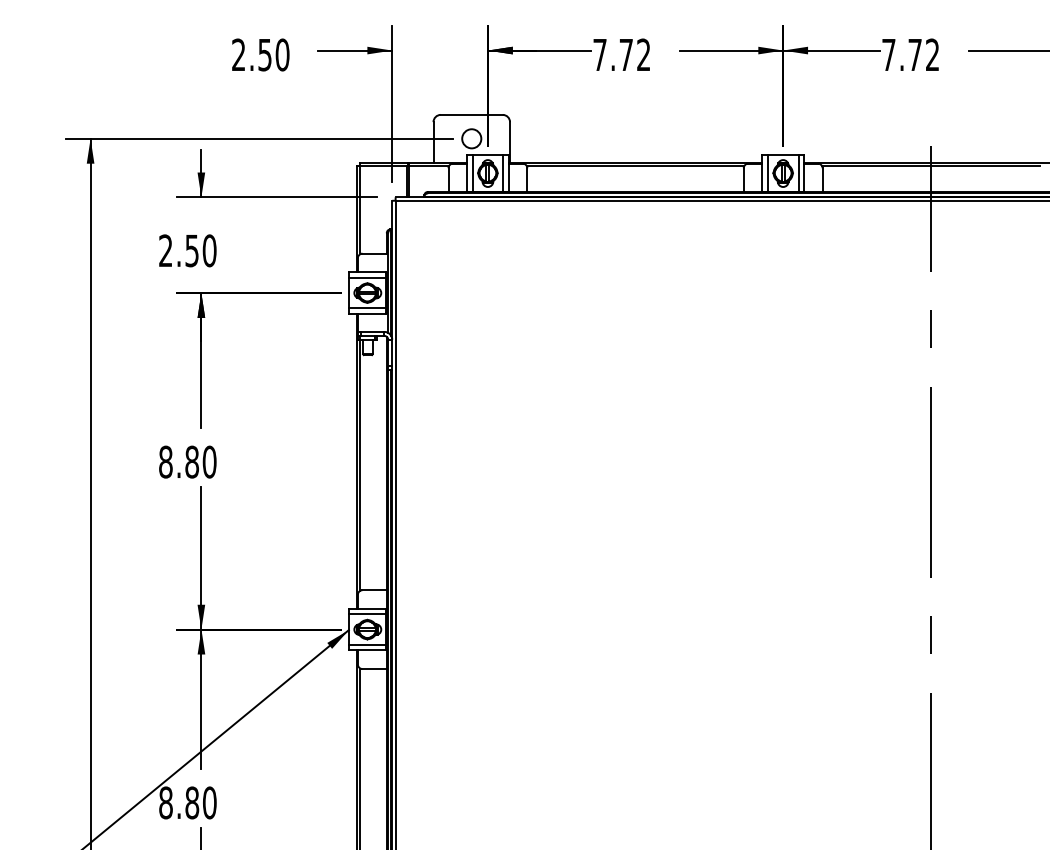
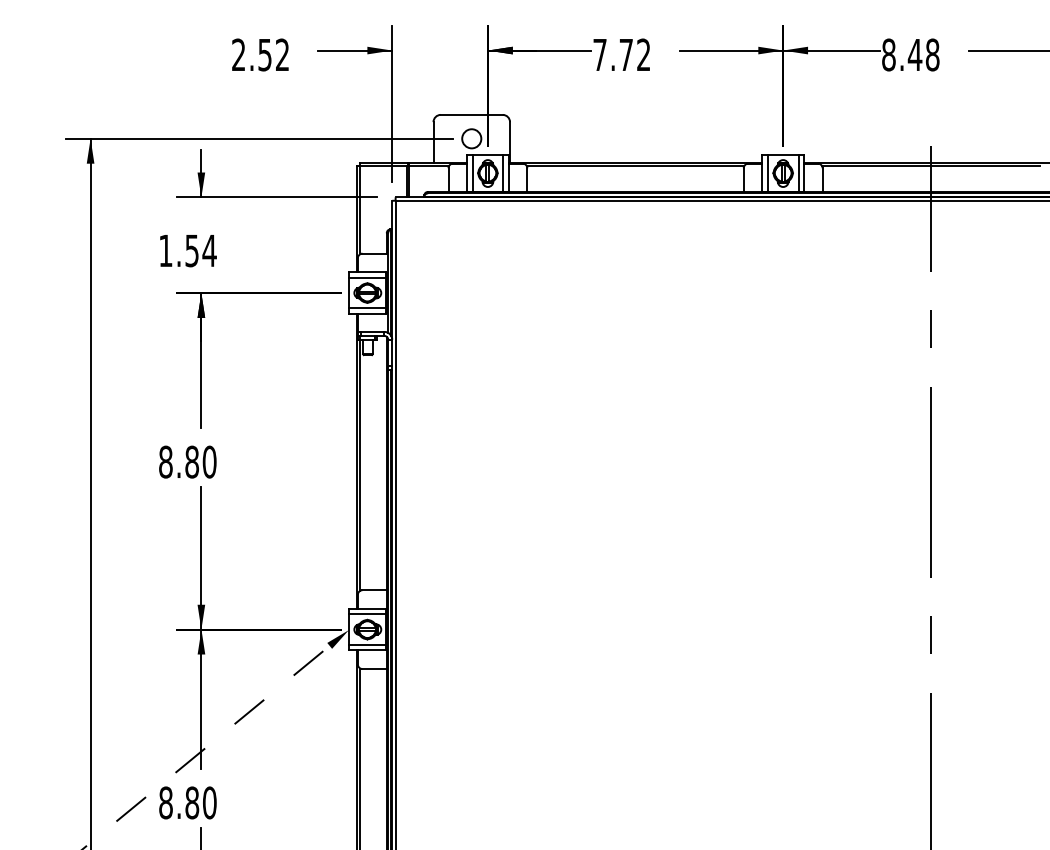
text: 2.50 -> 2.52 (282, 54)
text: 7.72 -> 8.48 (910, 54)
text: 2.50 -> 1.54 (187, 250)
line: solid -> dashed (215, 739)
